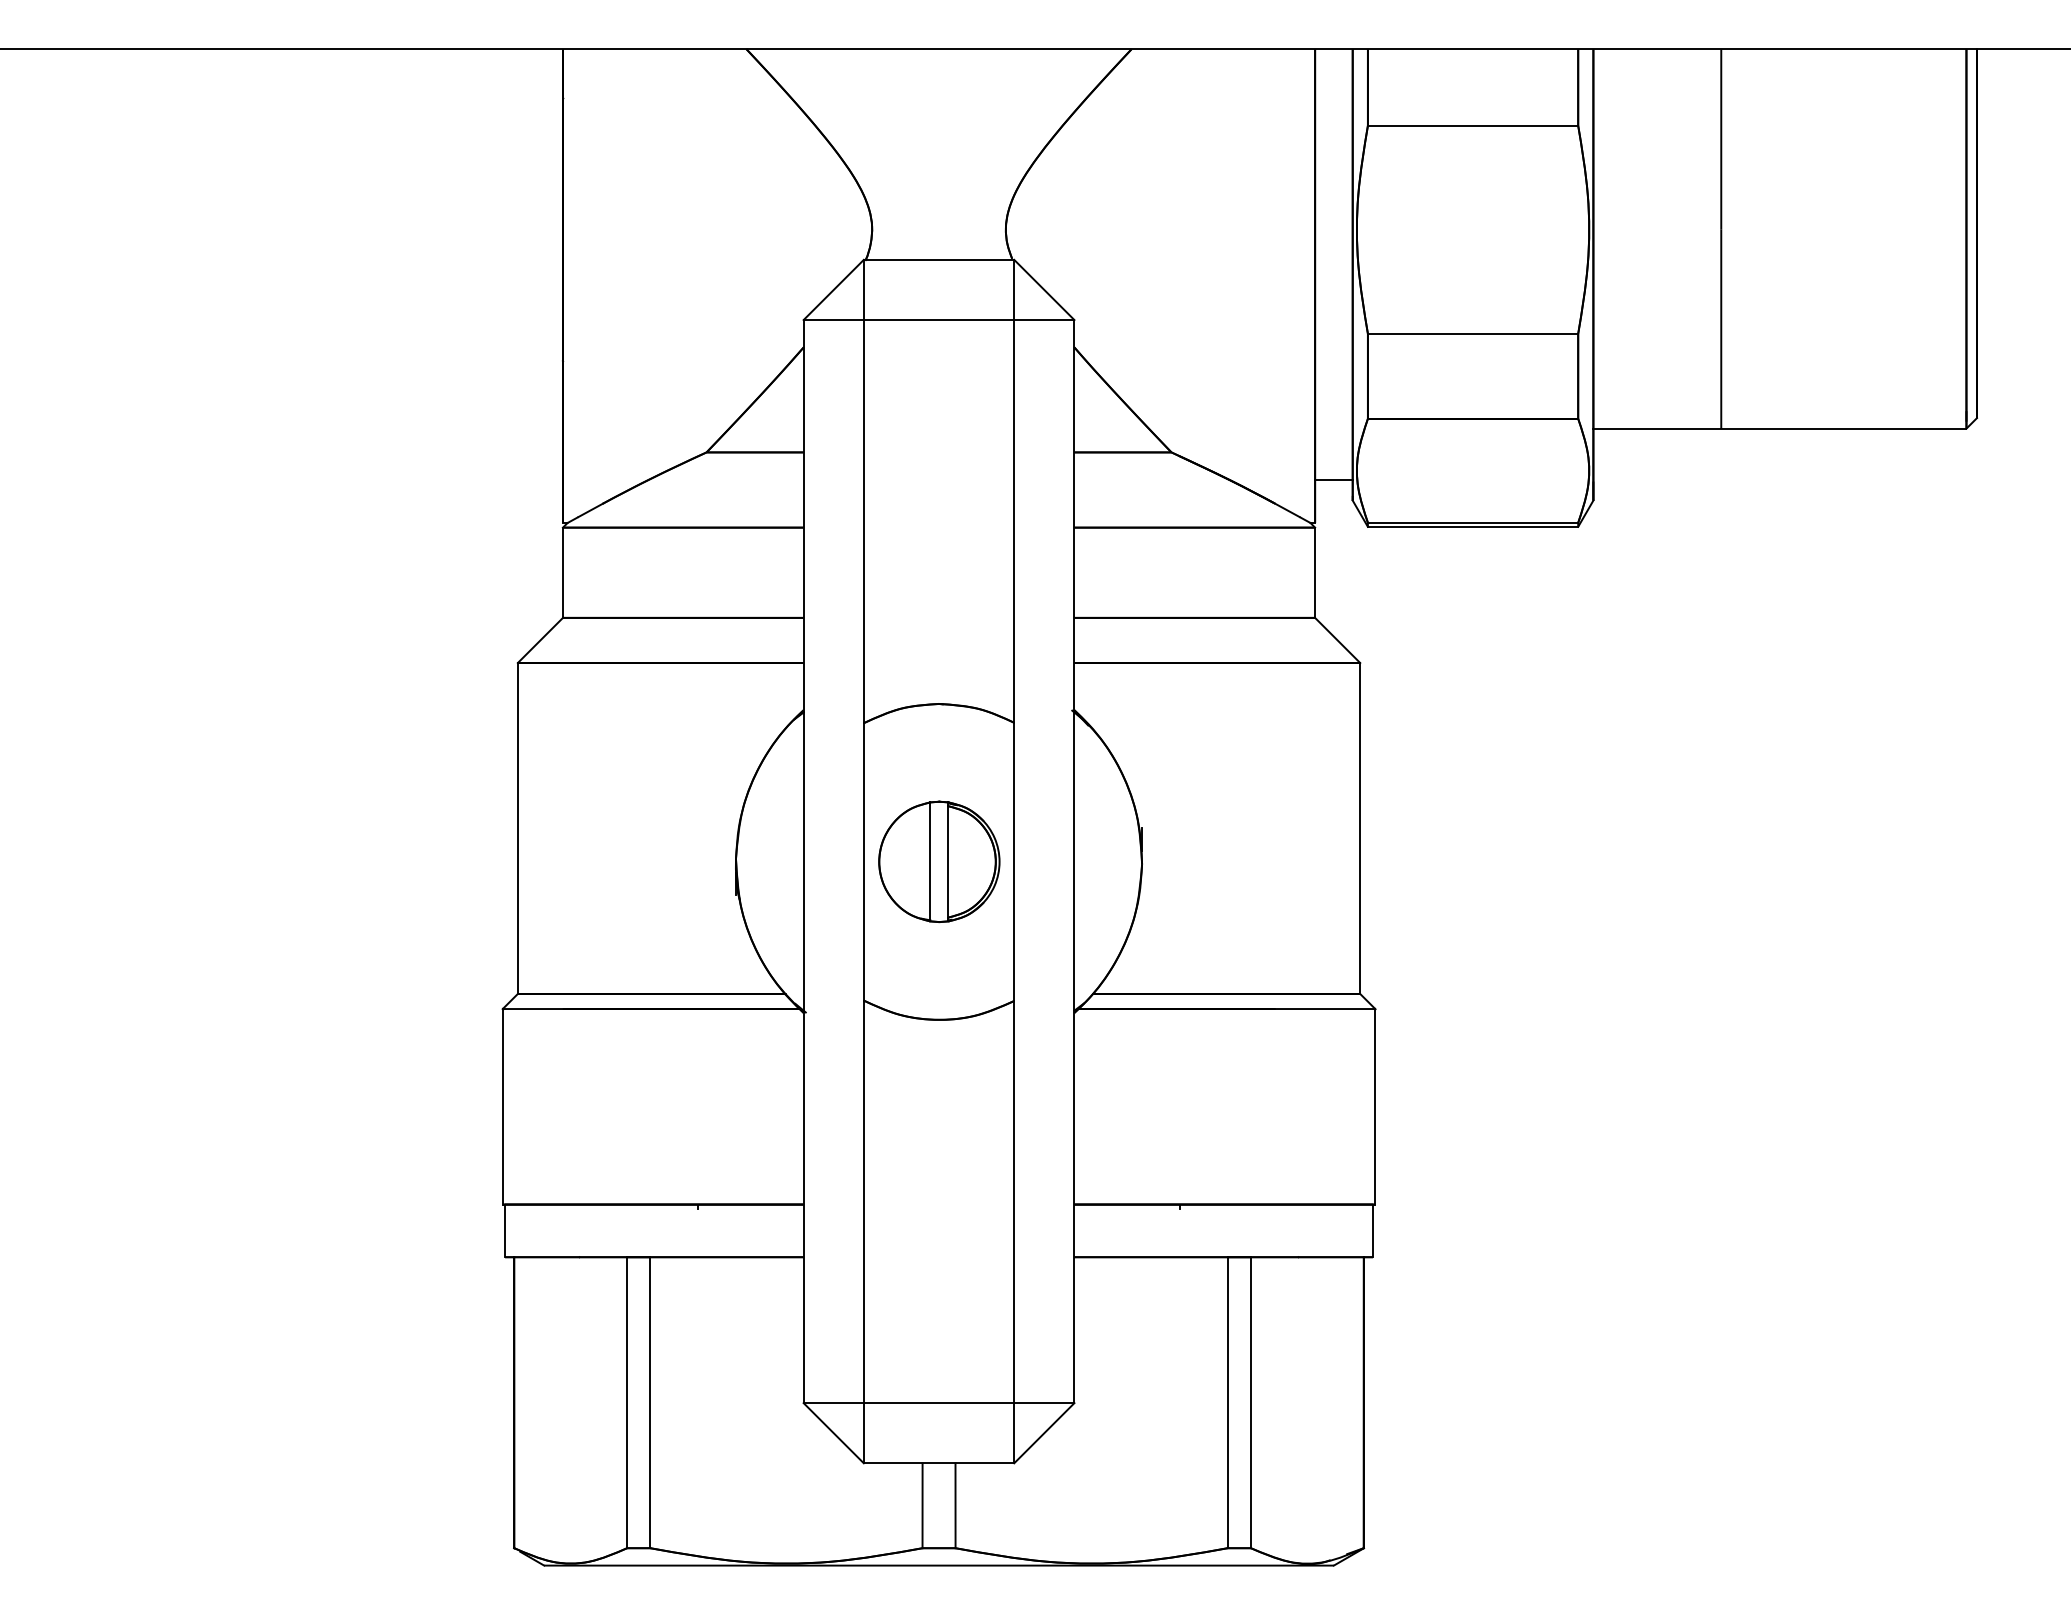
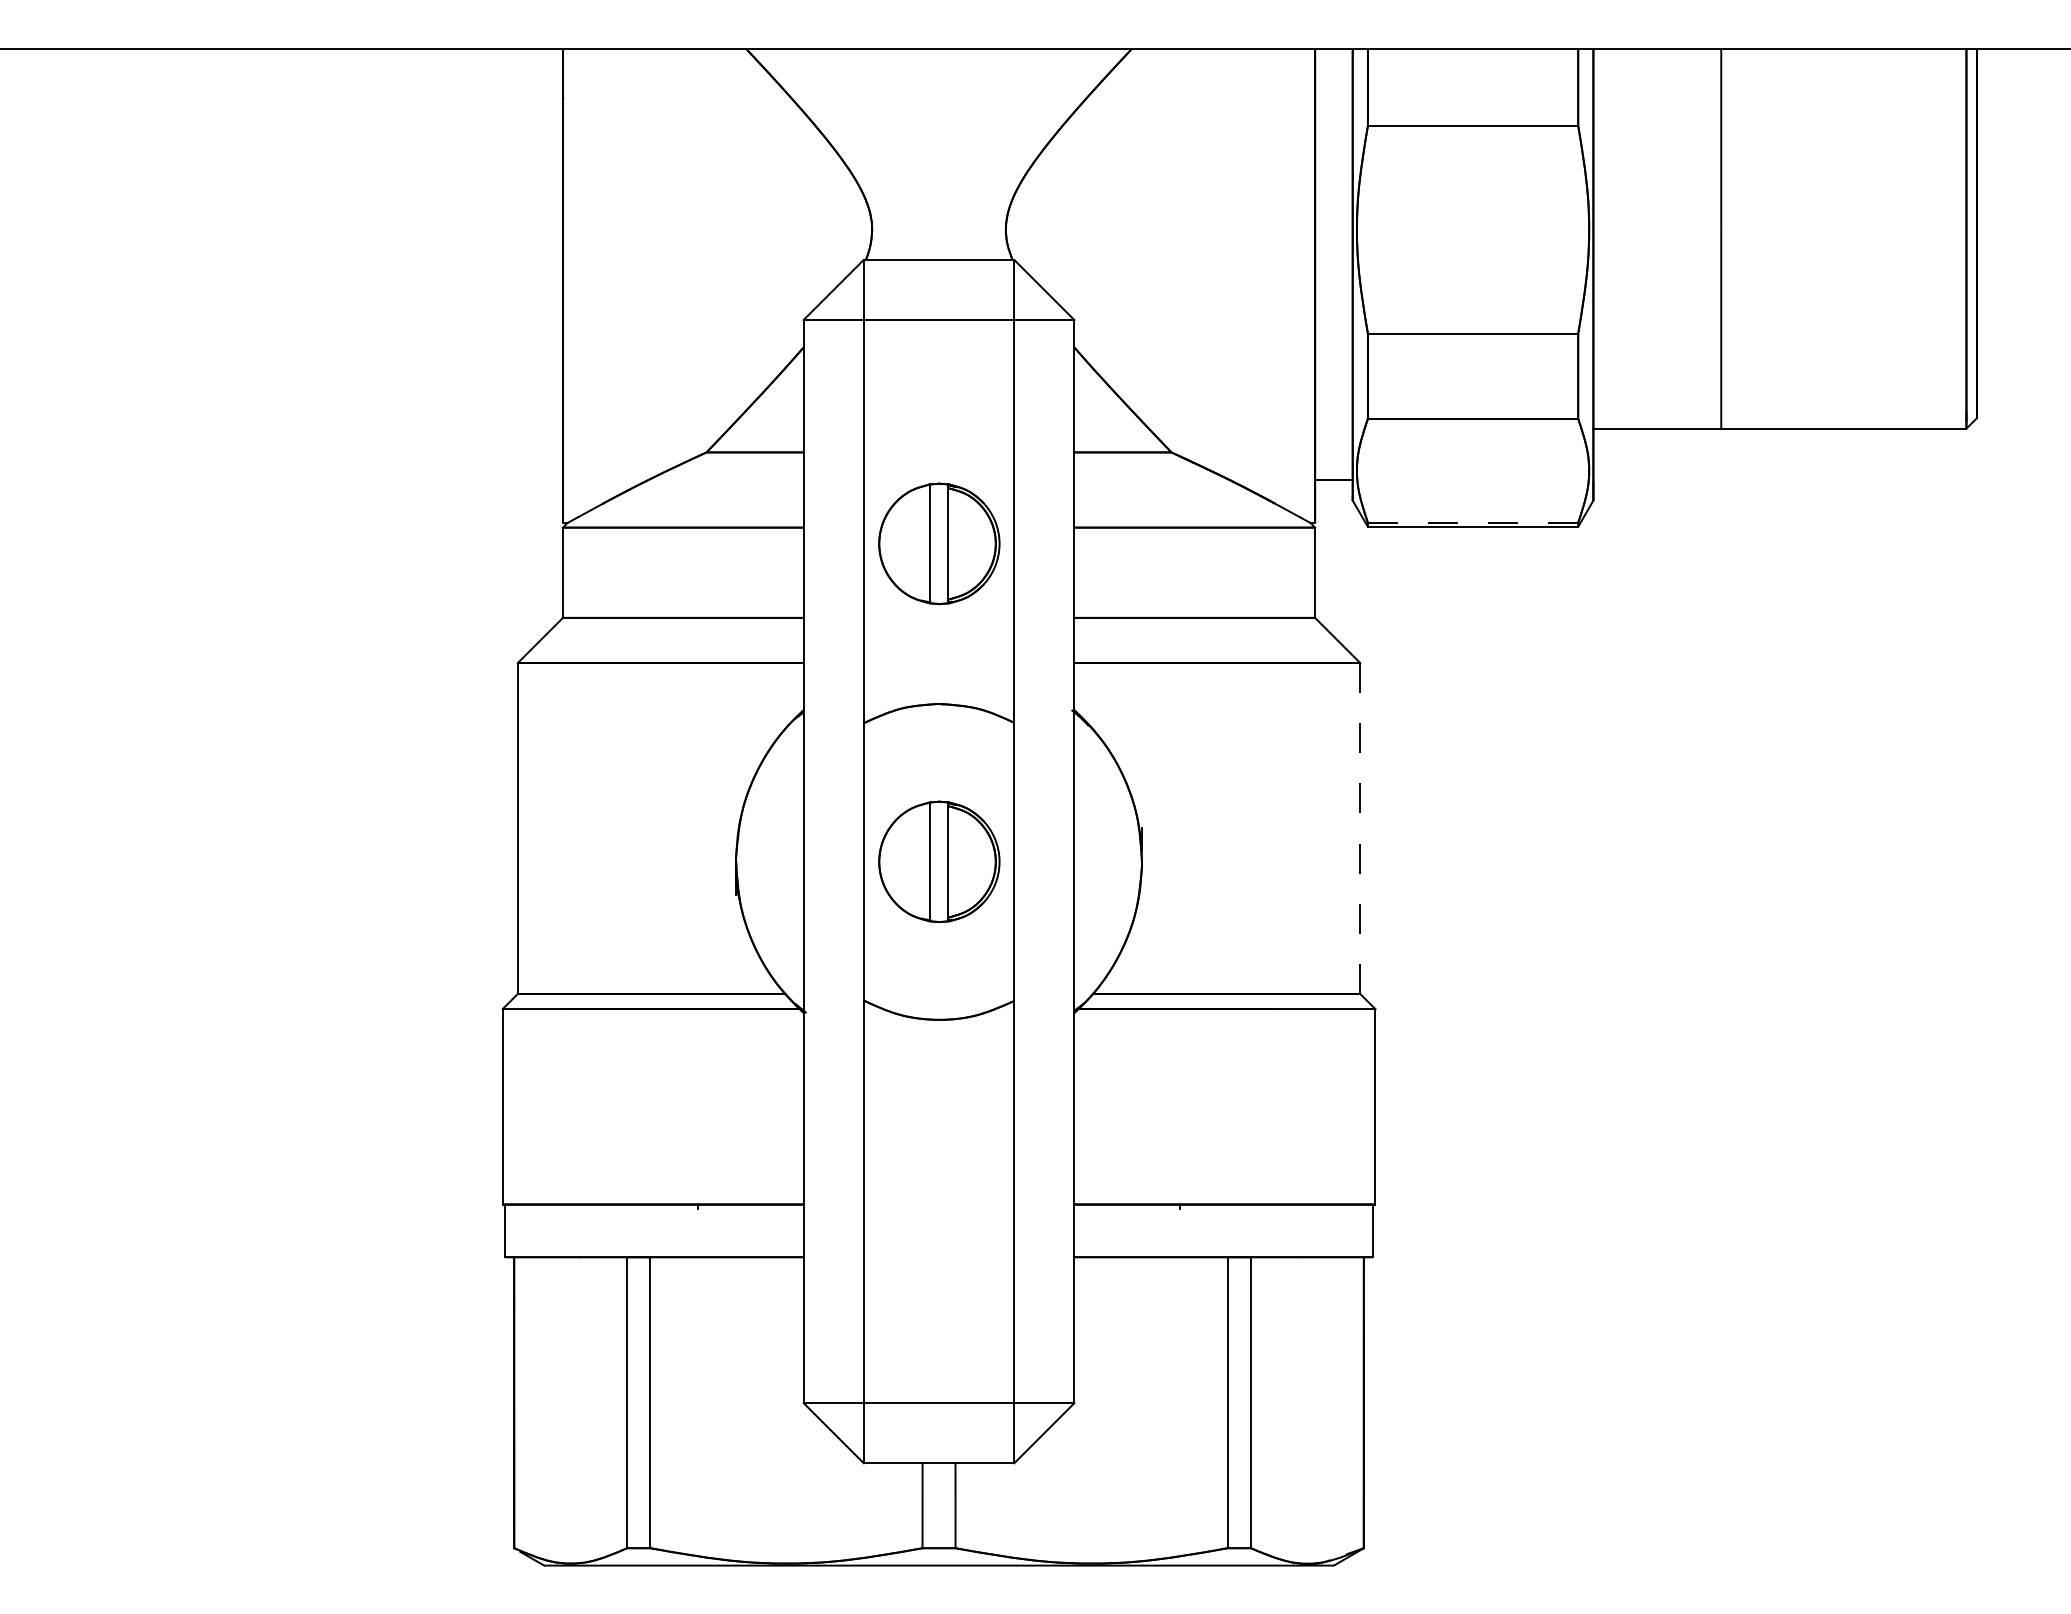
line: solid -> dashed (1472, 522)
part: none -> present (939, 543)
line: solid -> dashed (1360, 828)
